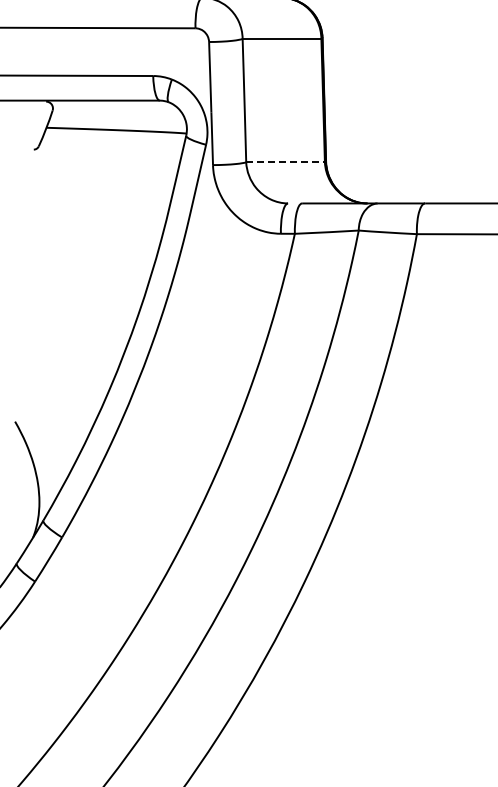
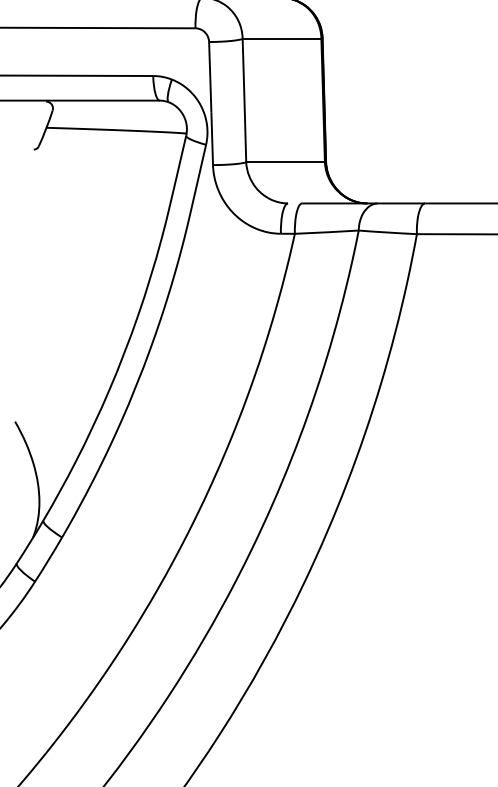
line: dashed -> solid (286, 162)
